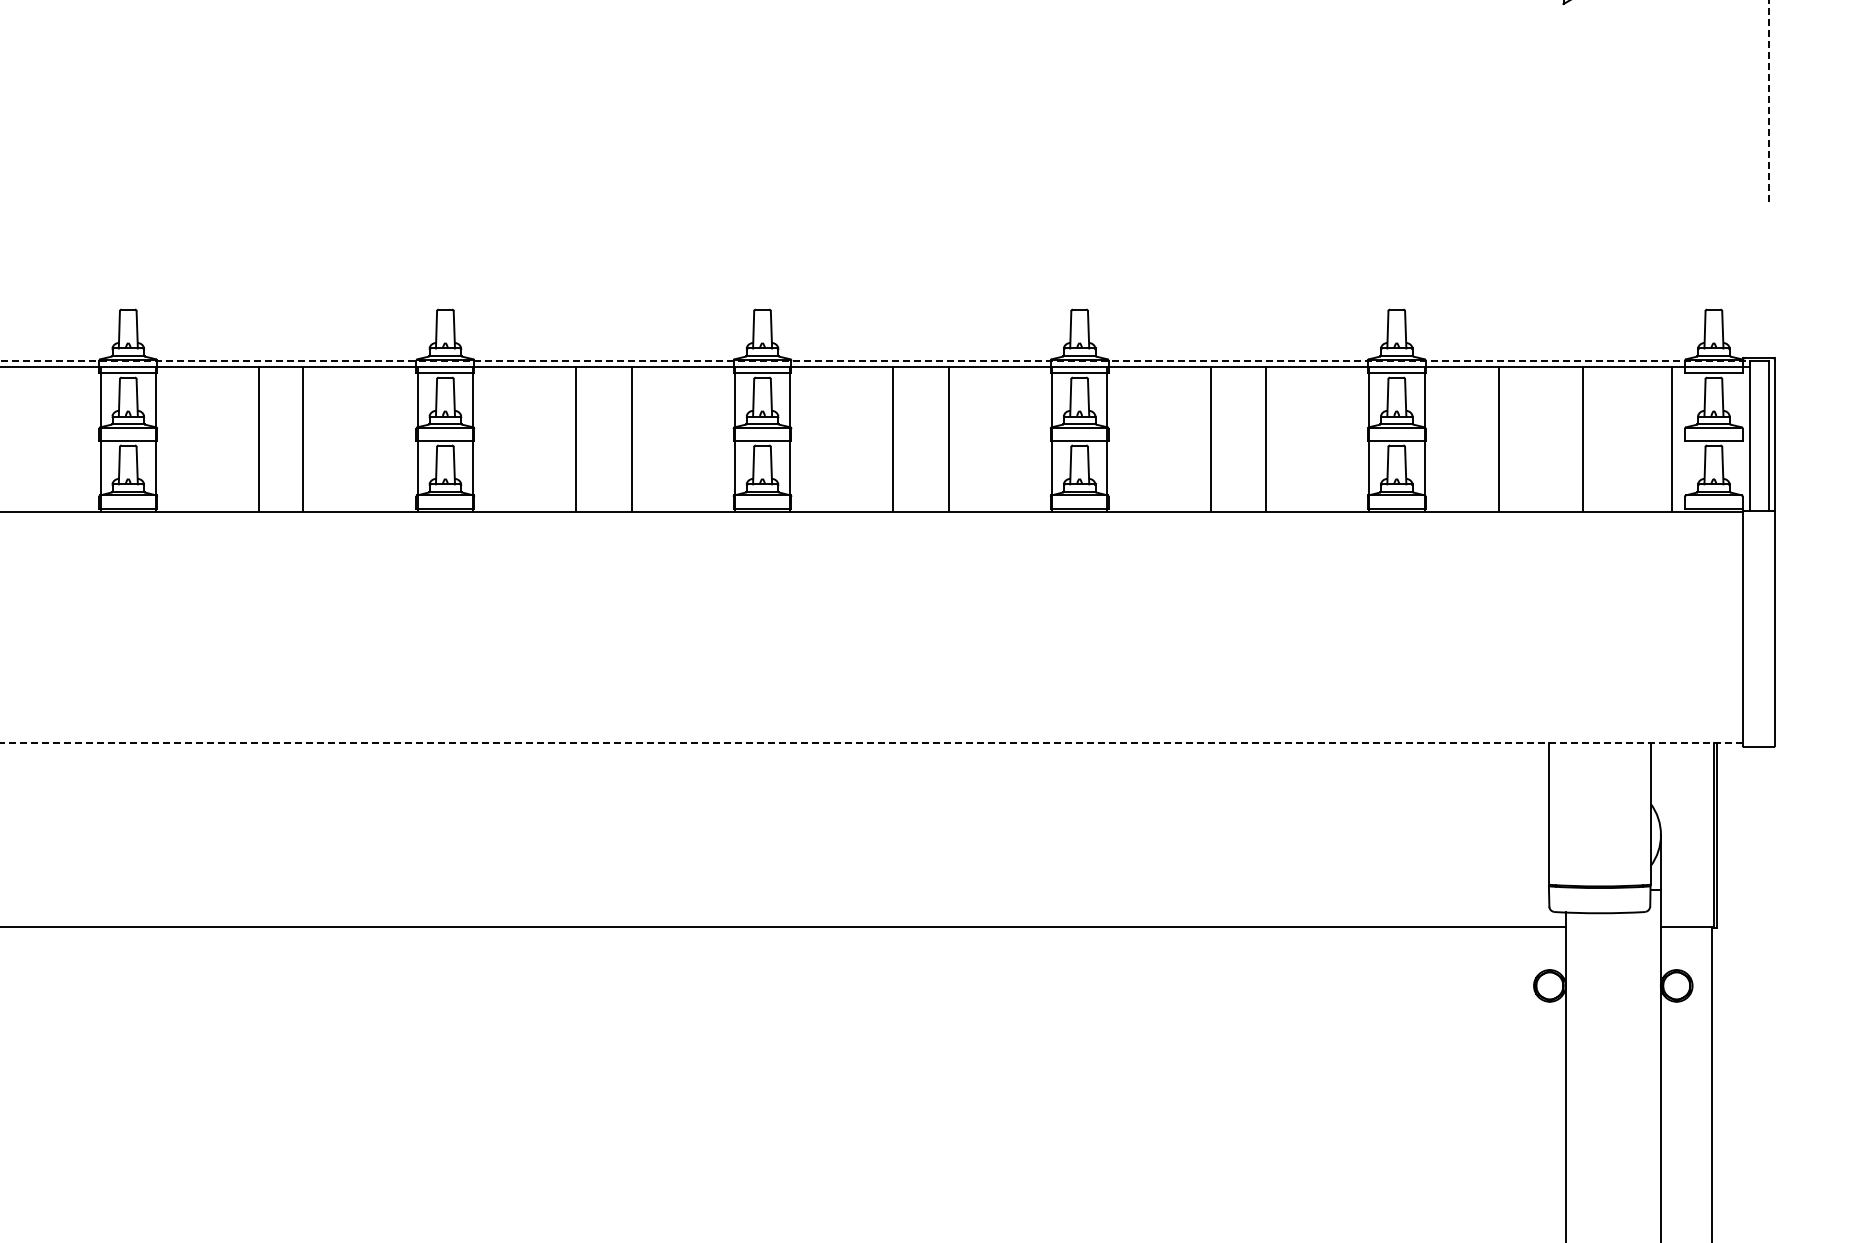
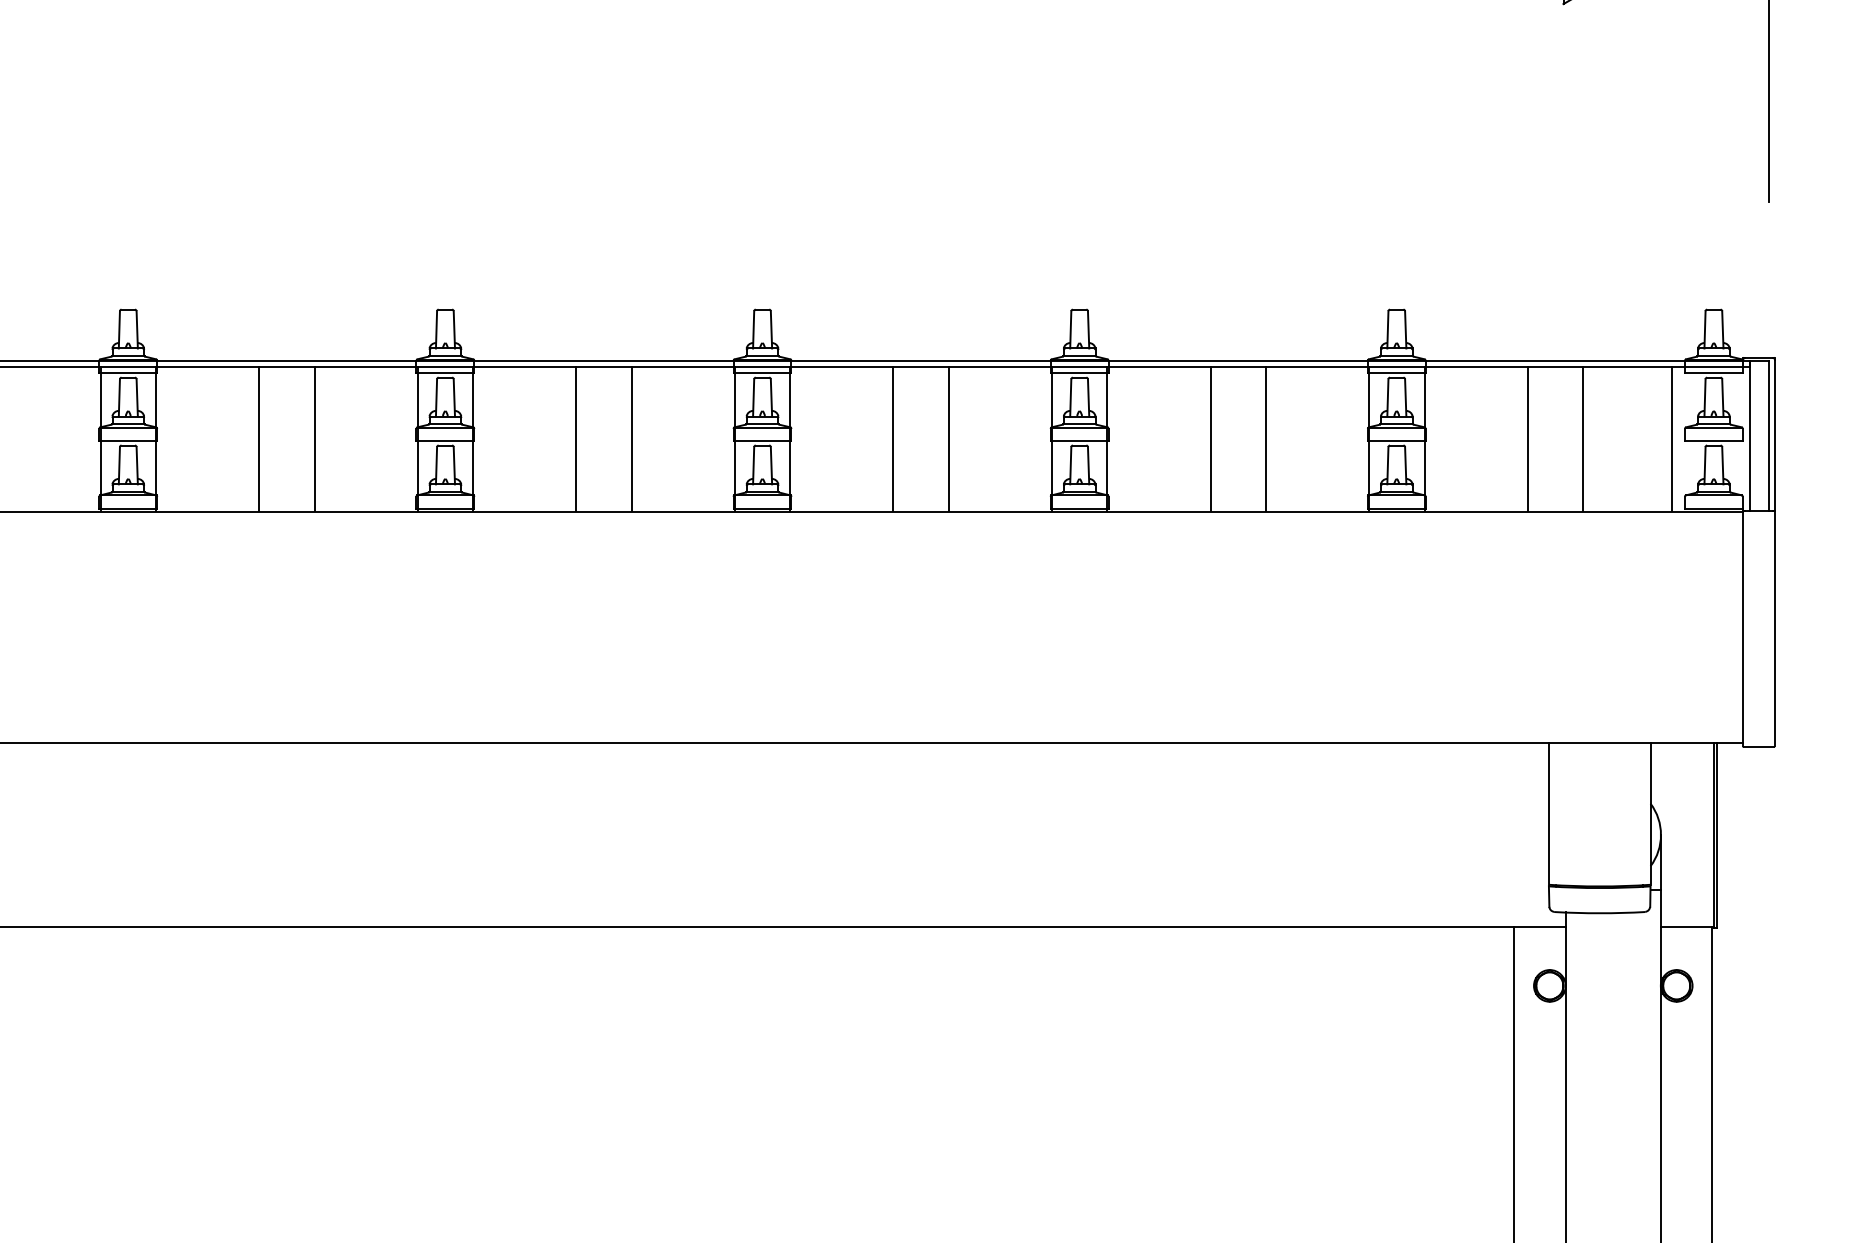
line: dashed -> solid (1769, 101)
line: dashed -> solid (875, 360)
line position: (302, 438) -> (314, 438) (314, 438)
line position: (1498, 438) -> (1527, 438) (1527, 438)
line: dashed -> solid (871, 742)
line: none -> present (1514, 1083)
